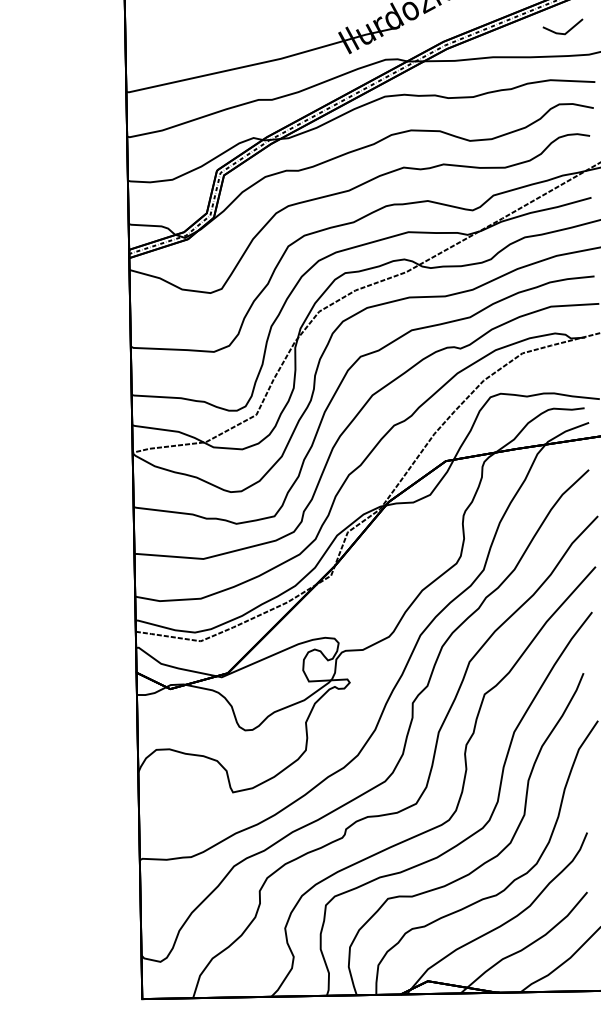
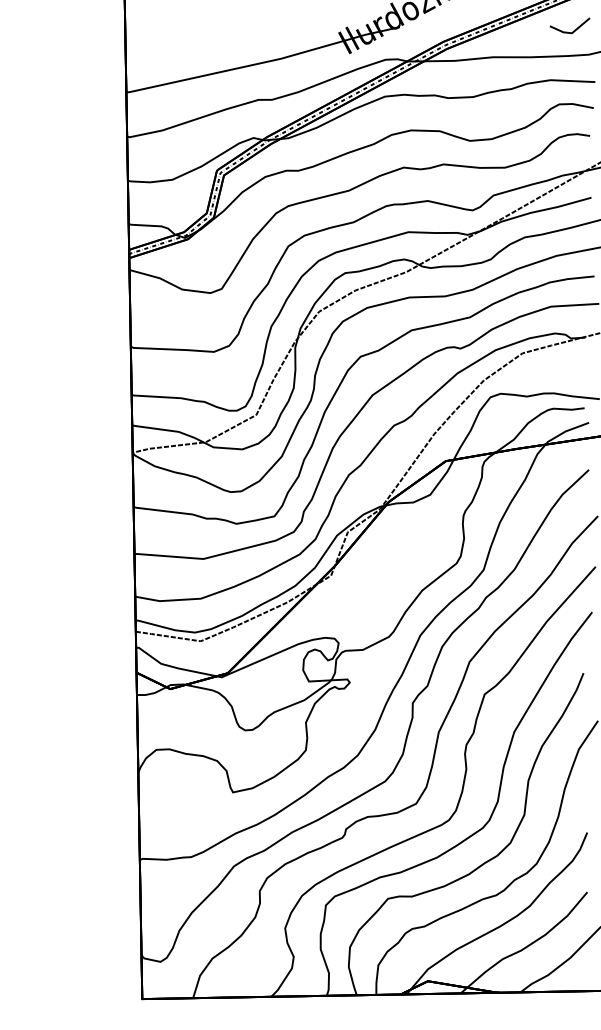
line position: (560, 32) -> (567, 31) (567, 31)
